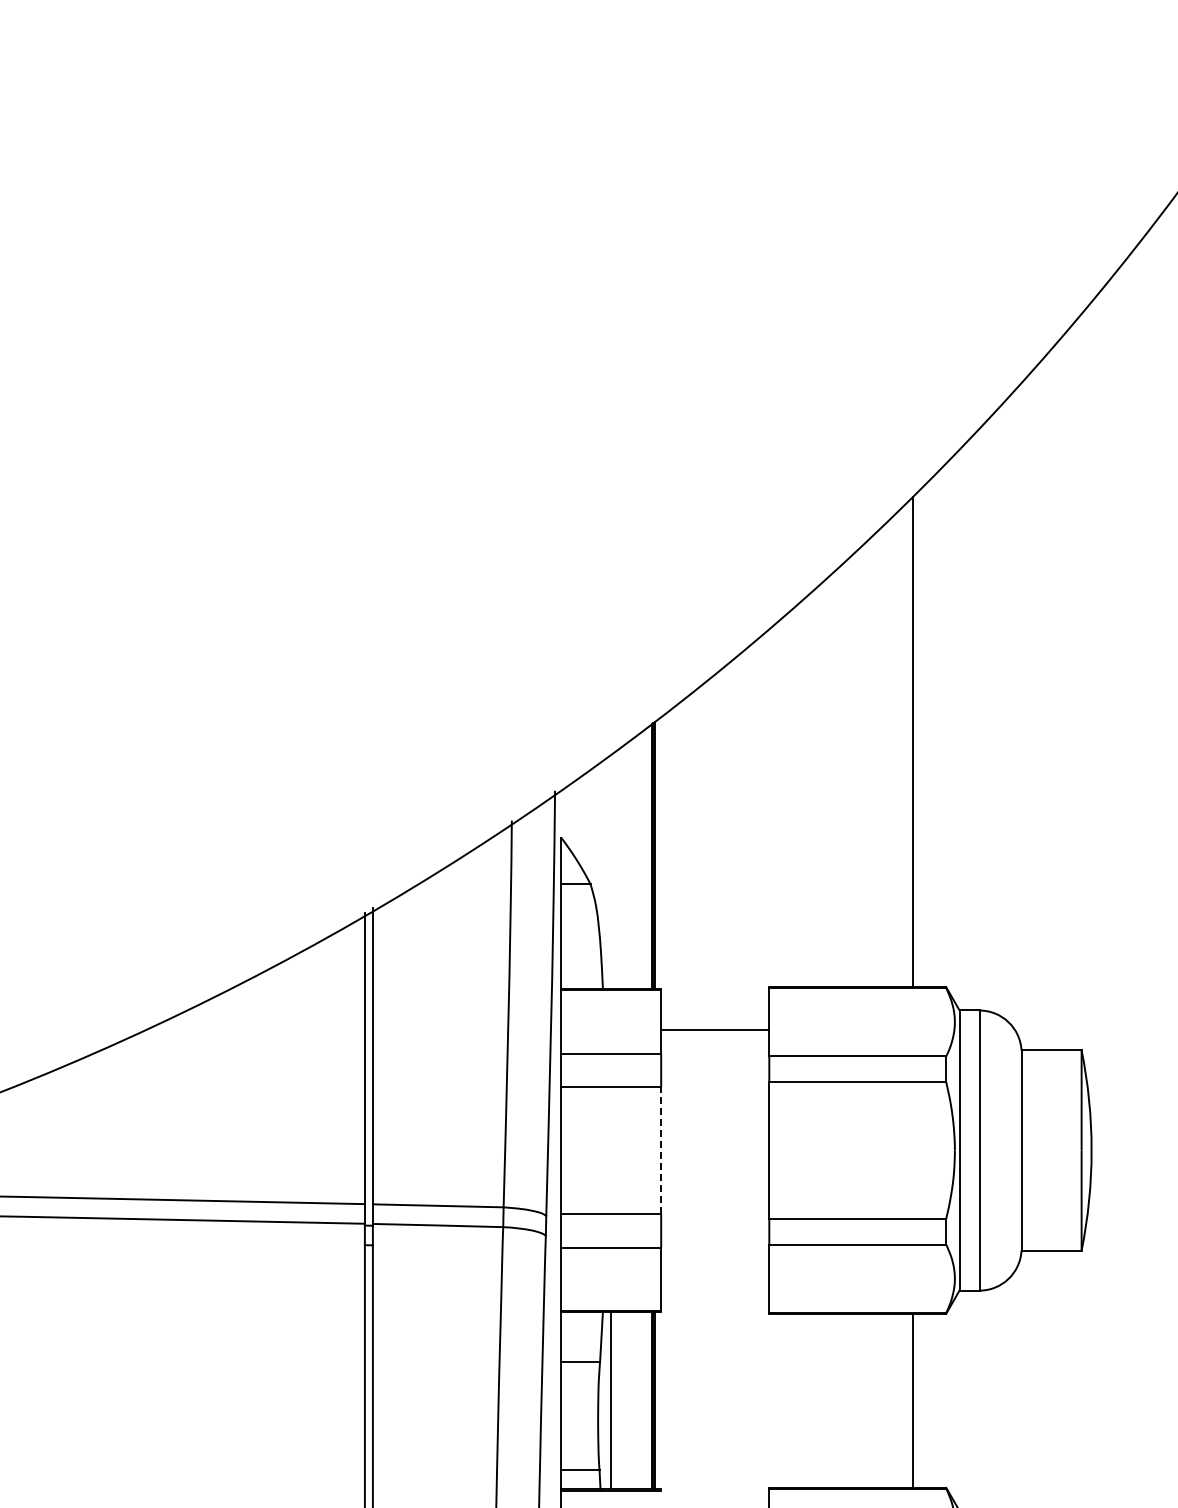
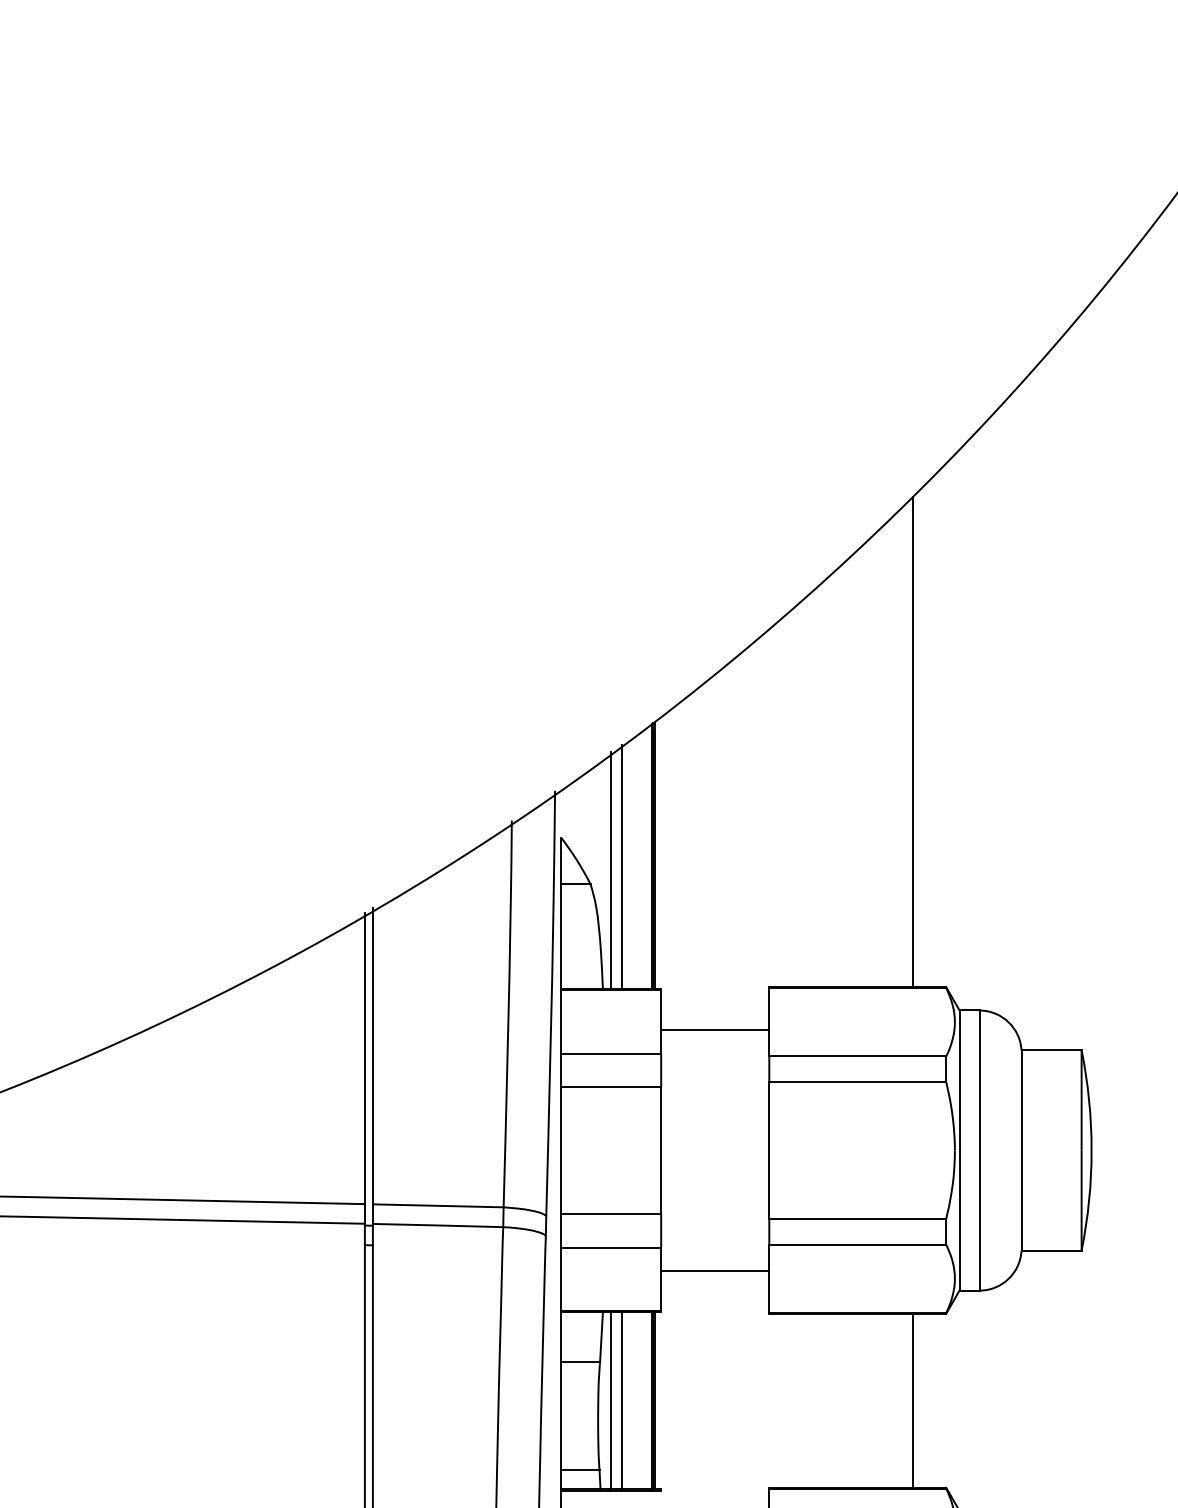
line: none -> present (621, 866)
line: none -> present (610, 870)
line: dashed -> solid (661, 1150)
line: none -> present (715, 1270)
line: none -> present (621, 1400)
